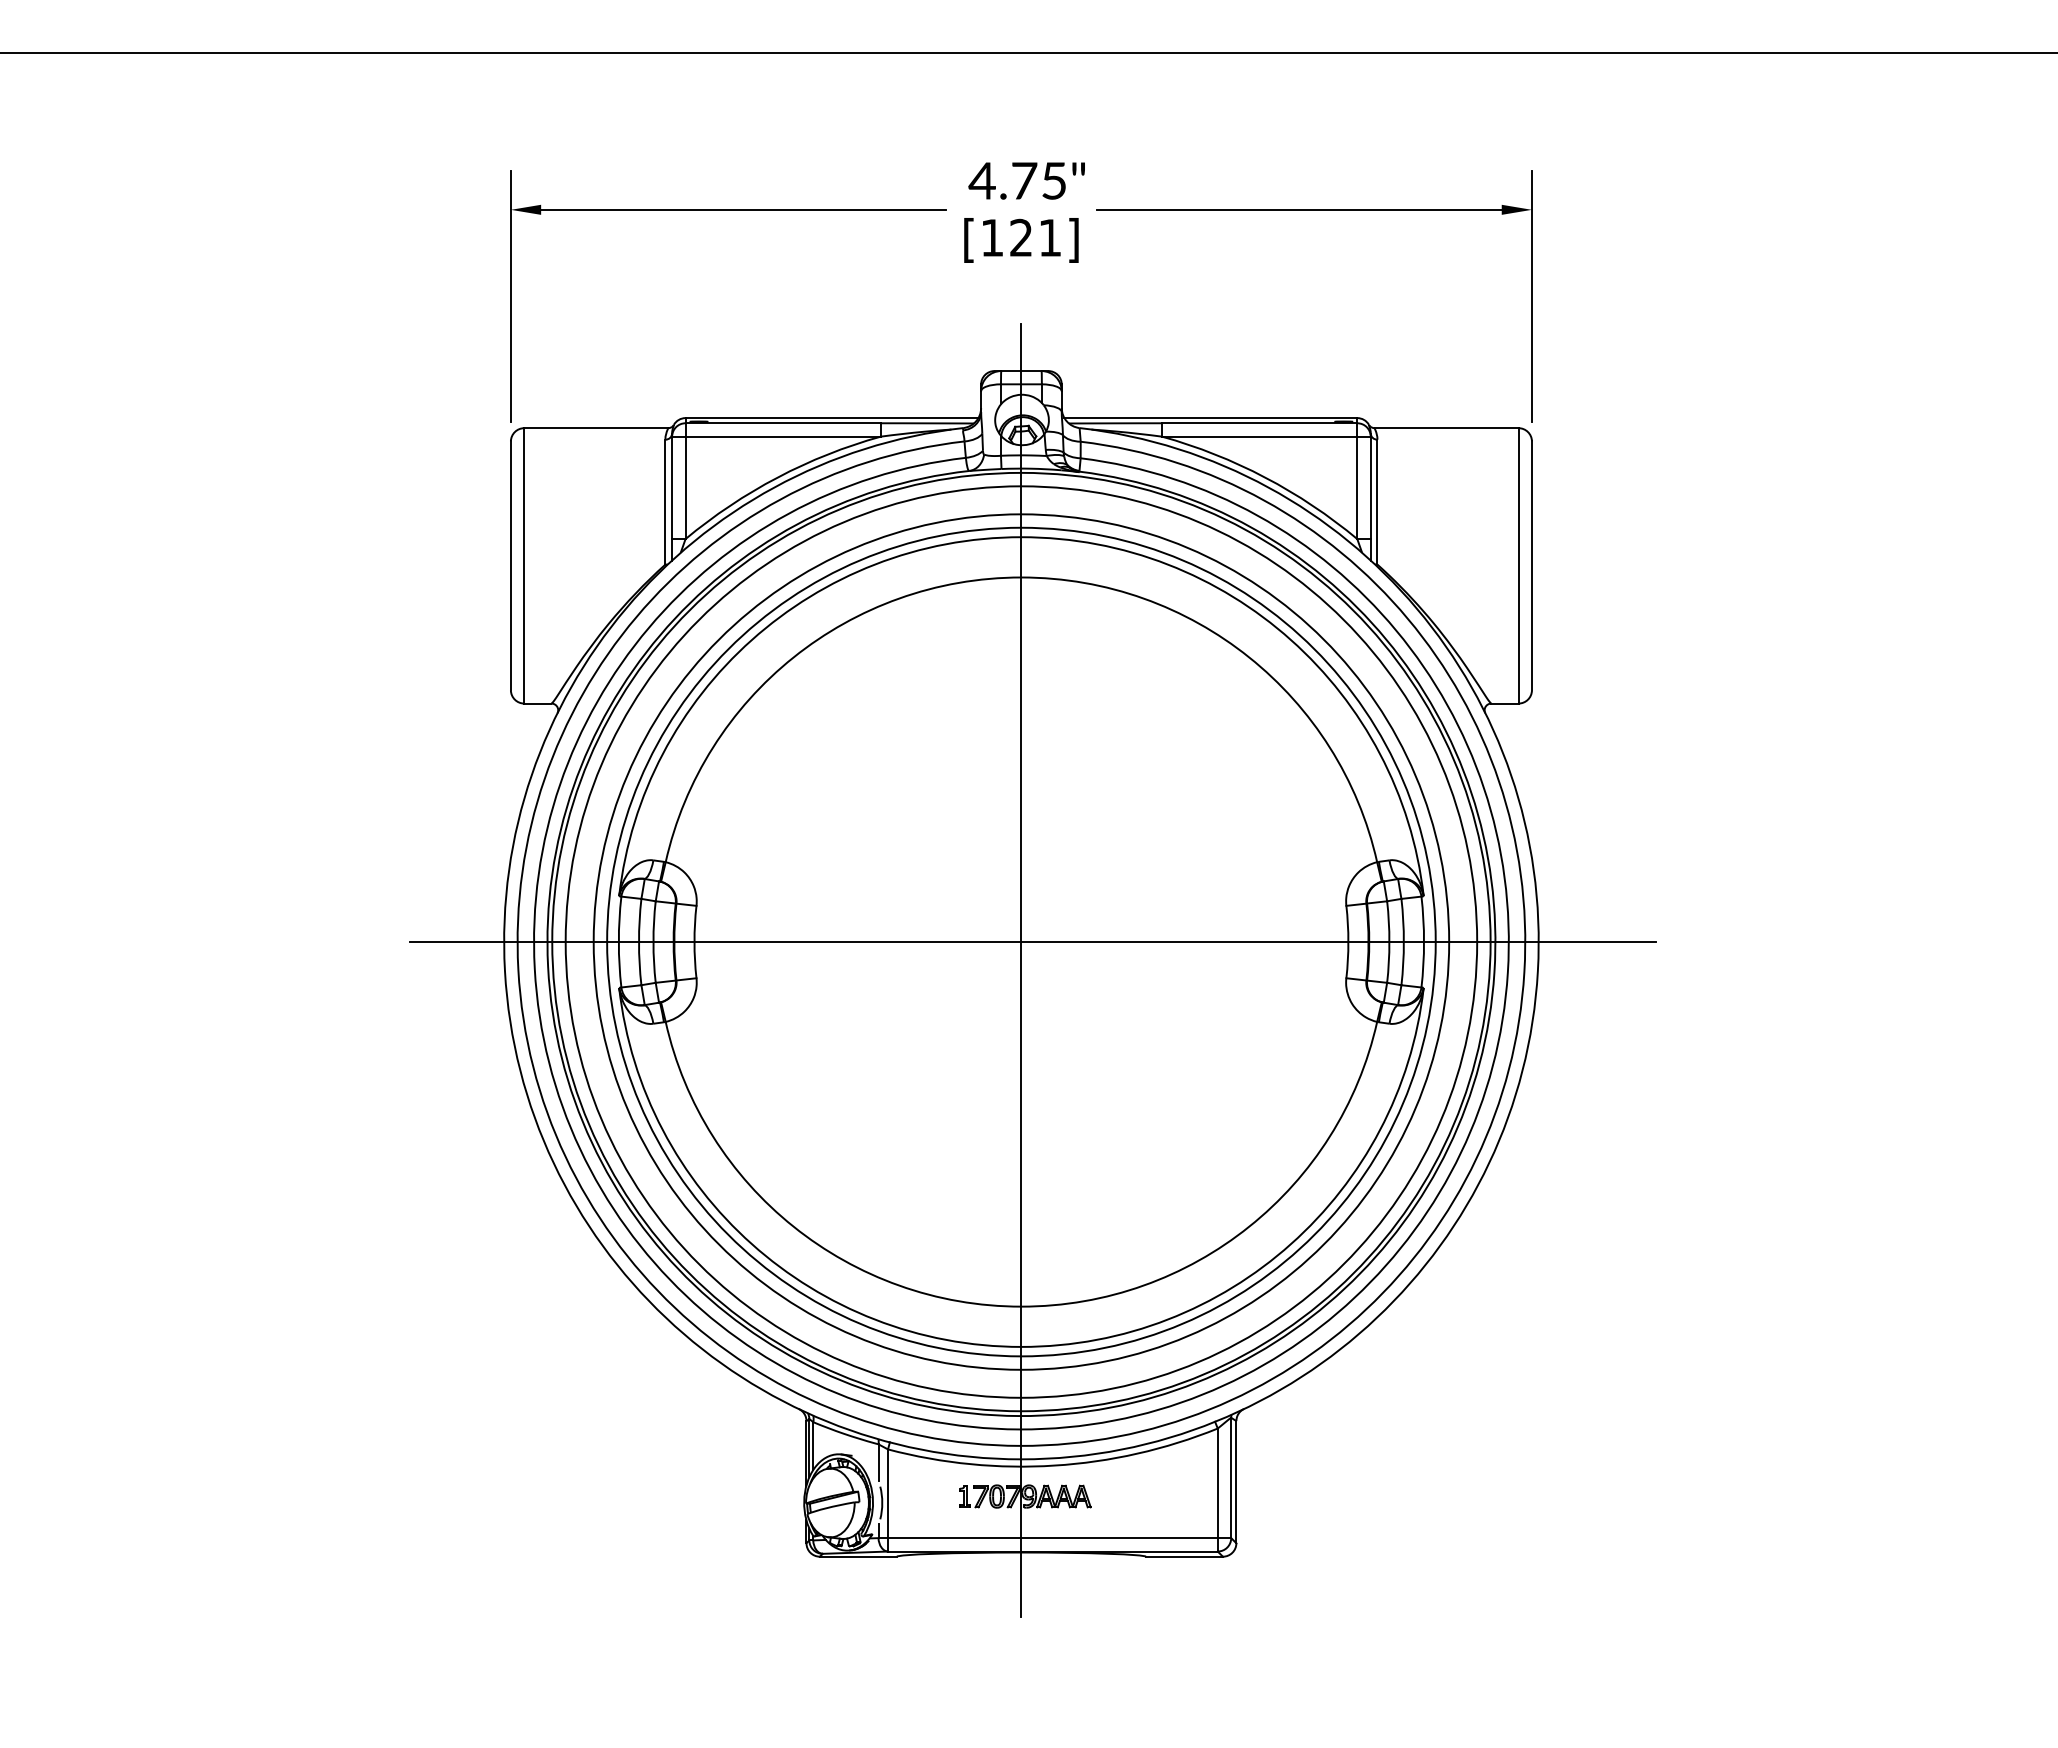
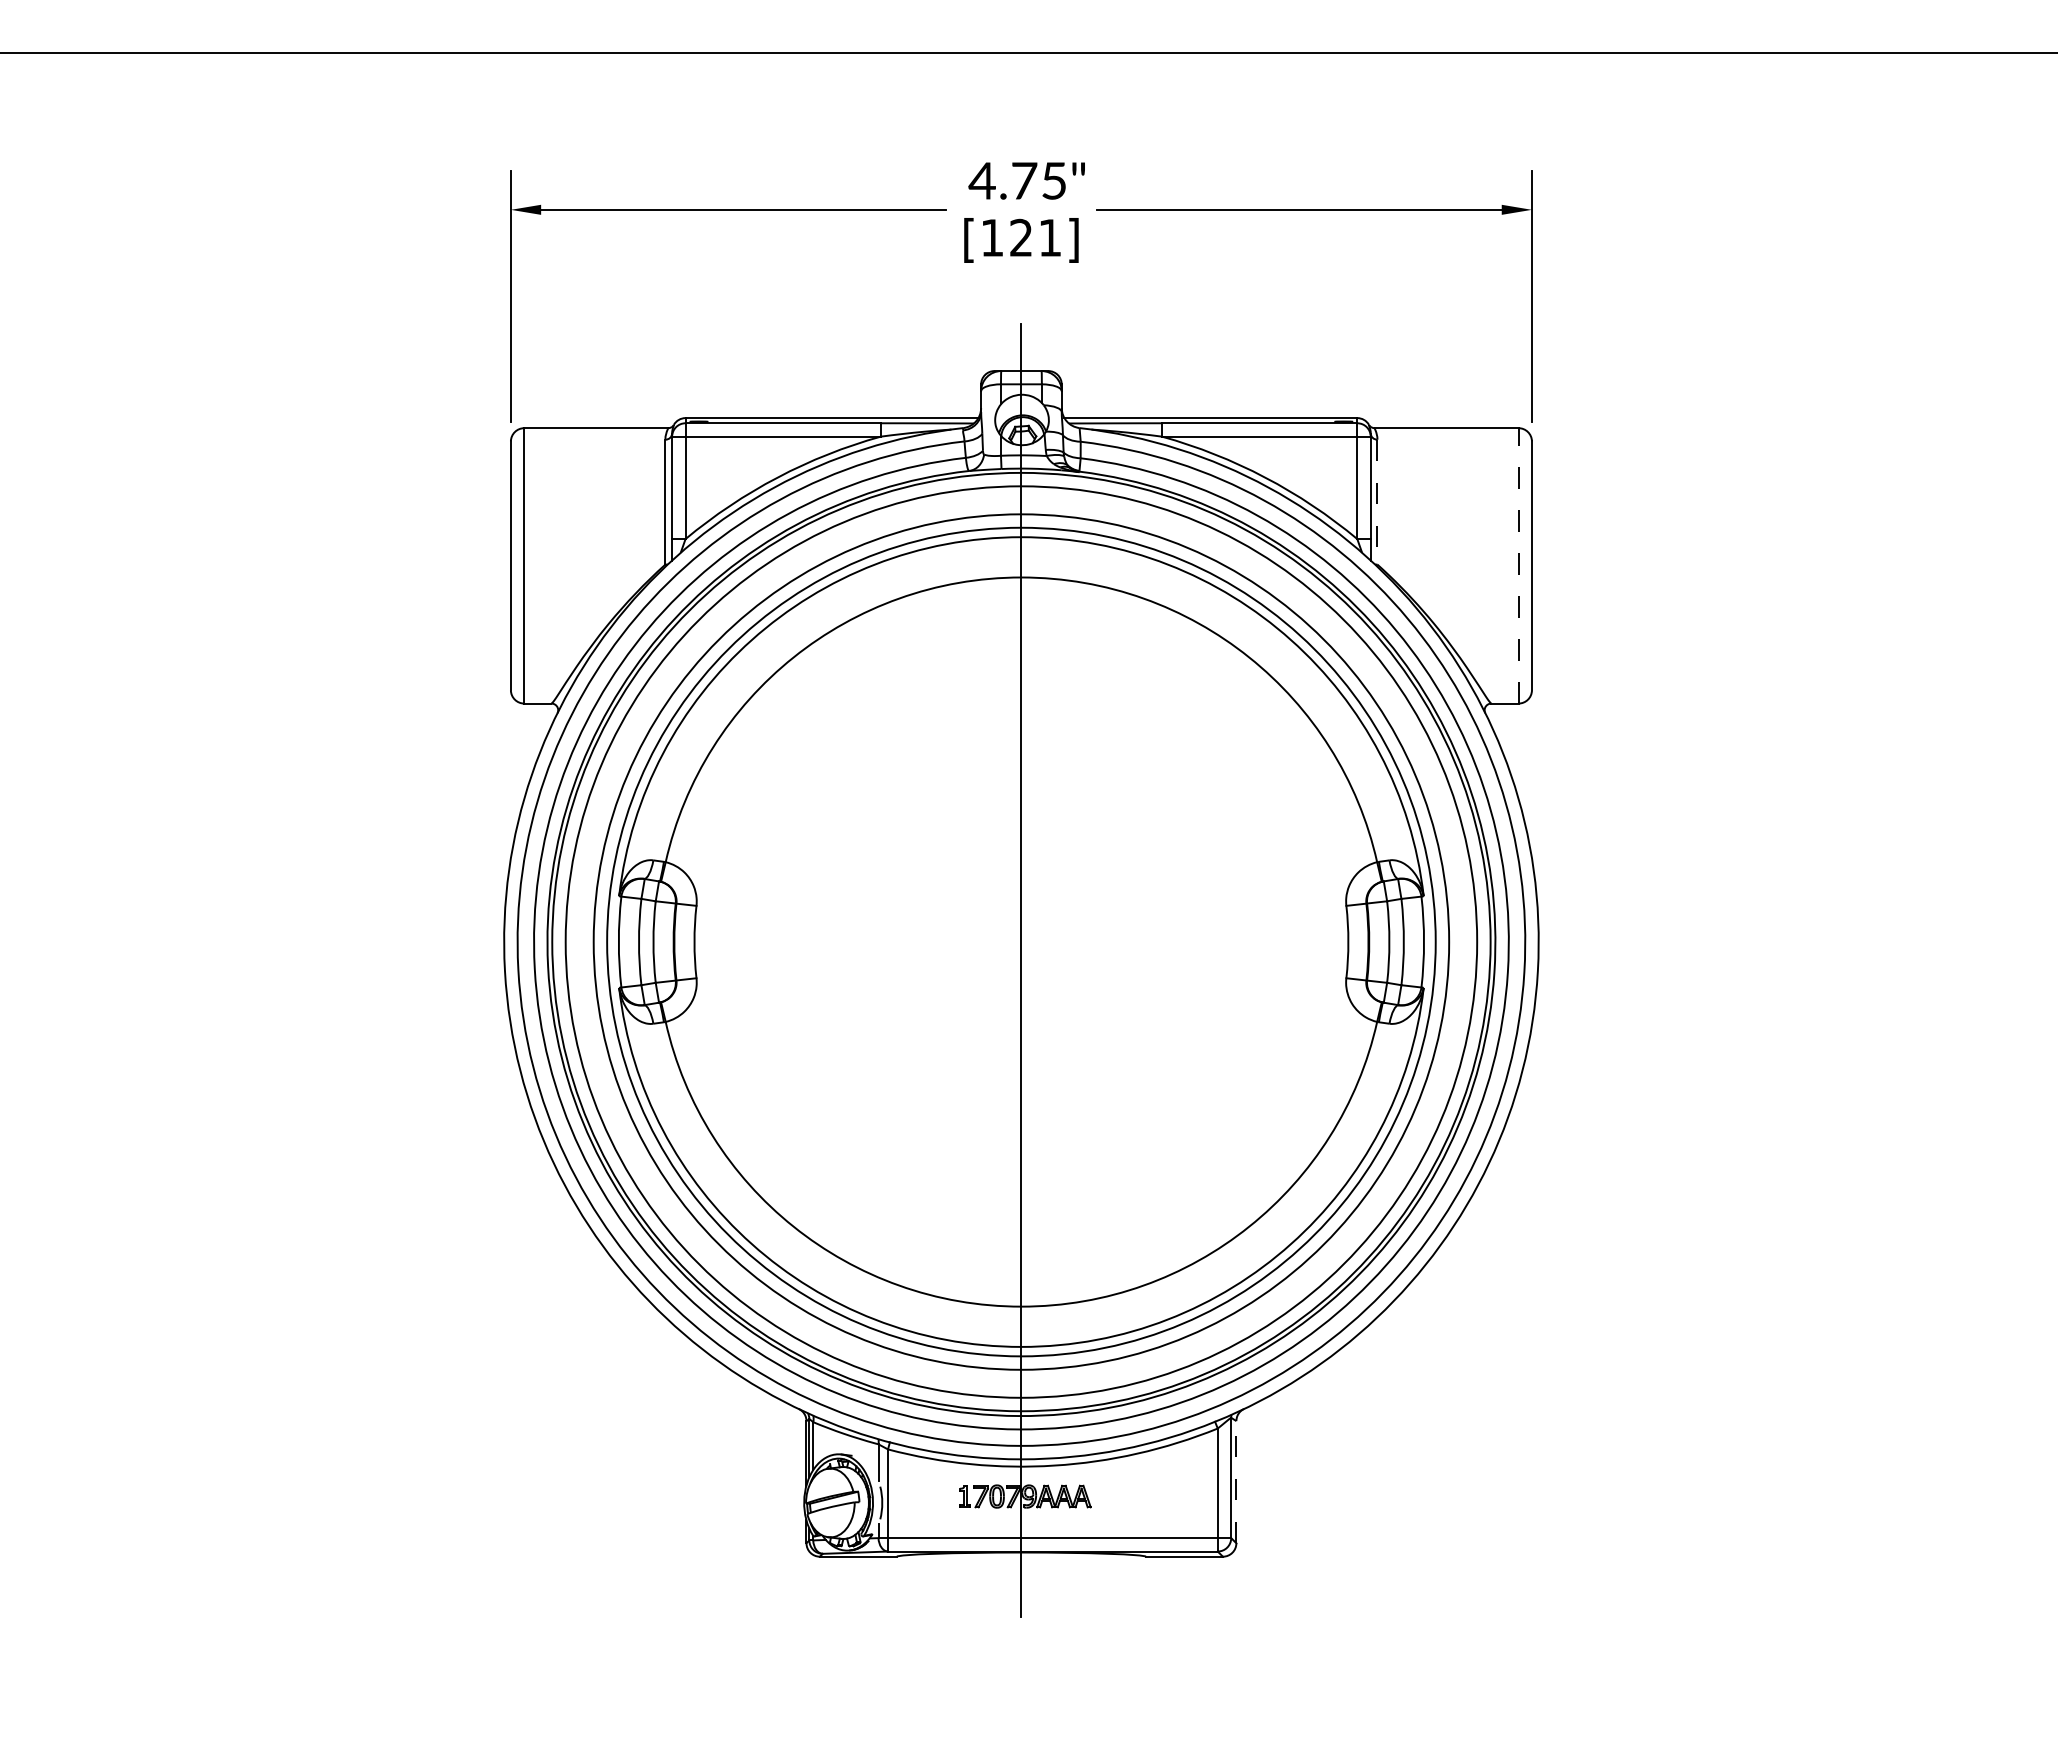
line: solid -> dashed (1377, 502)
line: solid -> dashed (1518, 565)
line: present -> none (1032, 942)
line: solid -> dashed (1236, 1481)
